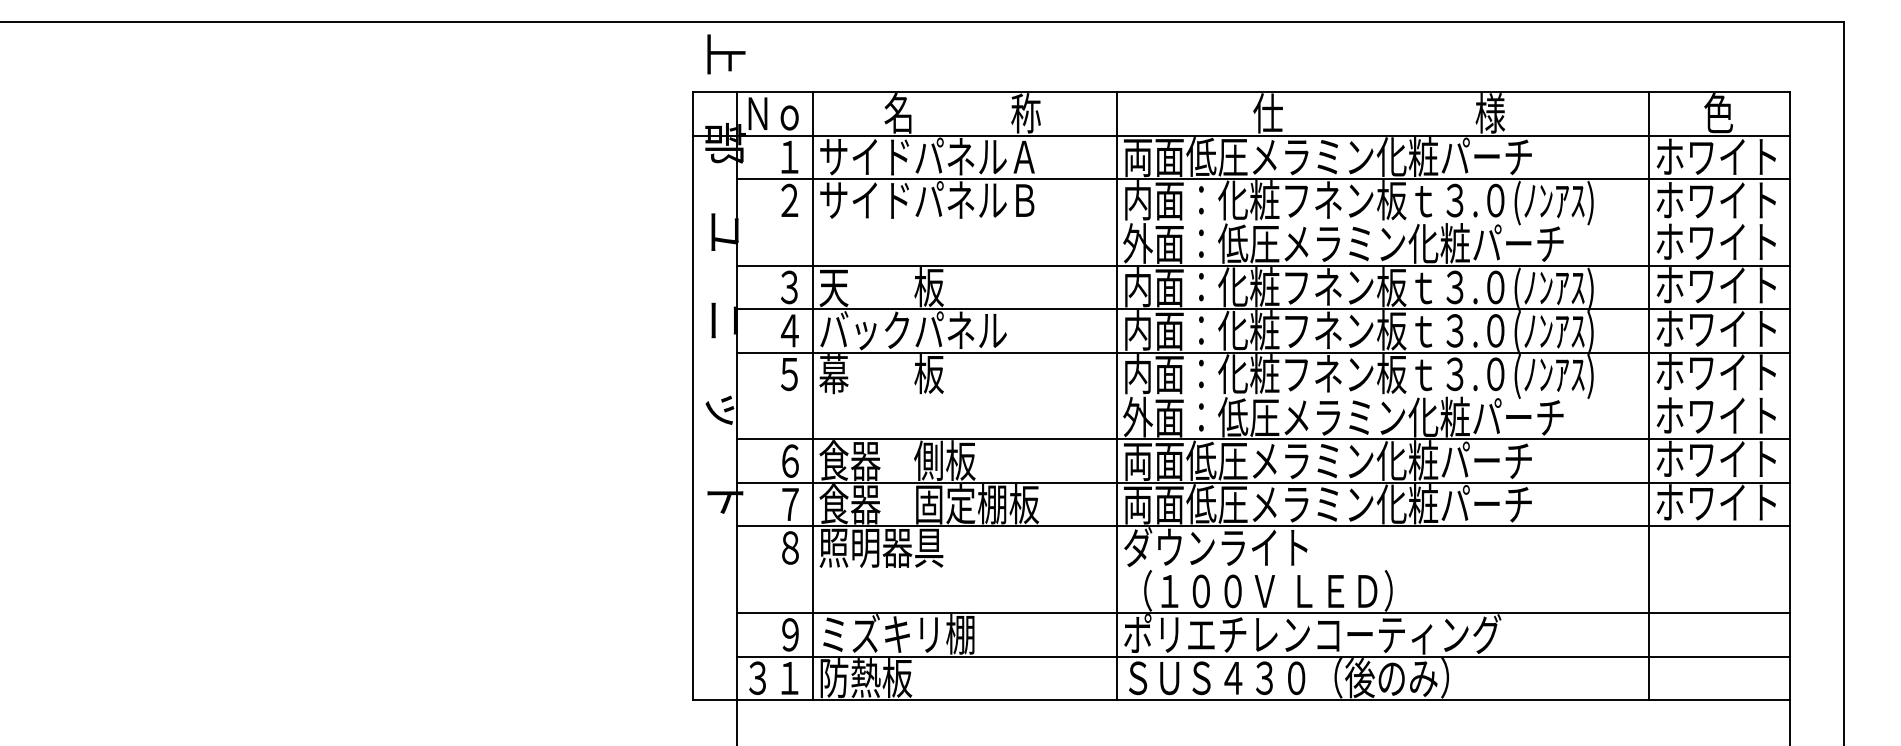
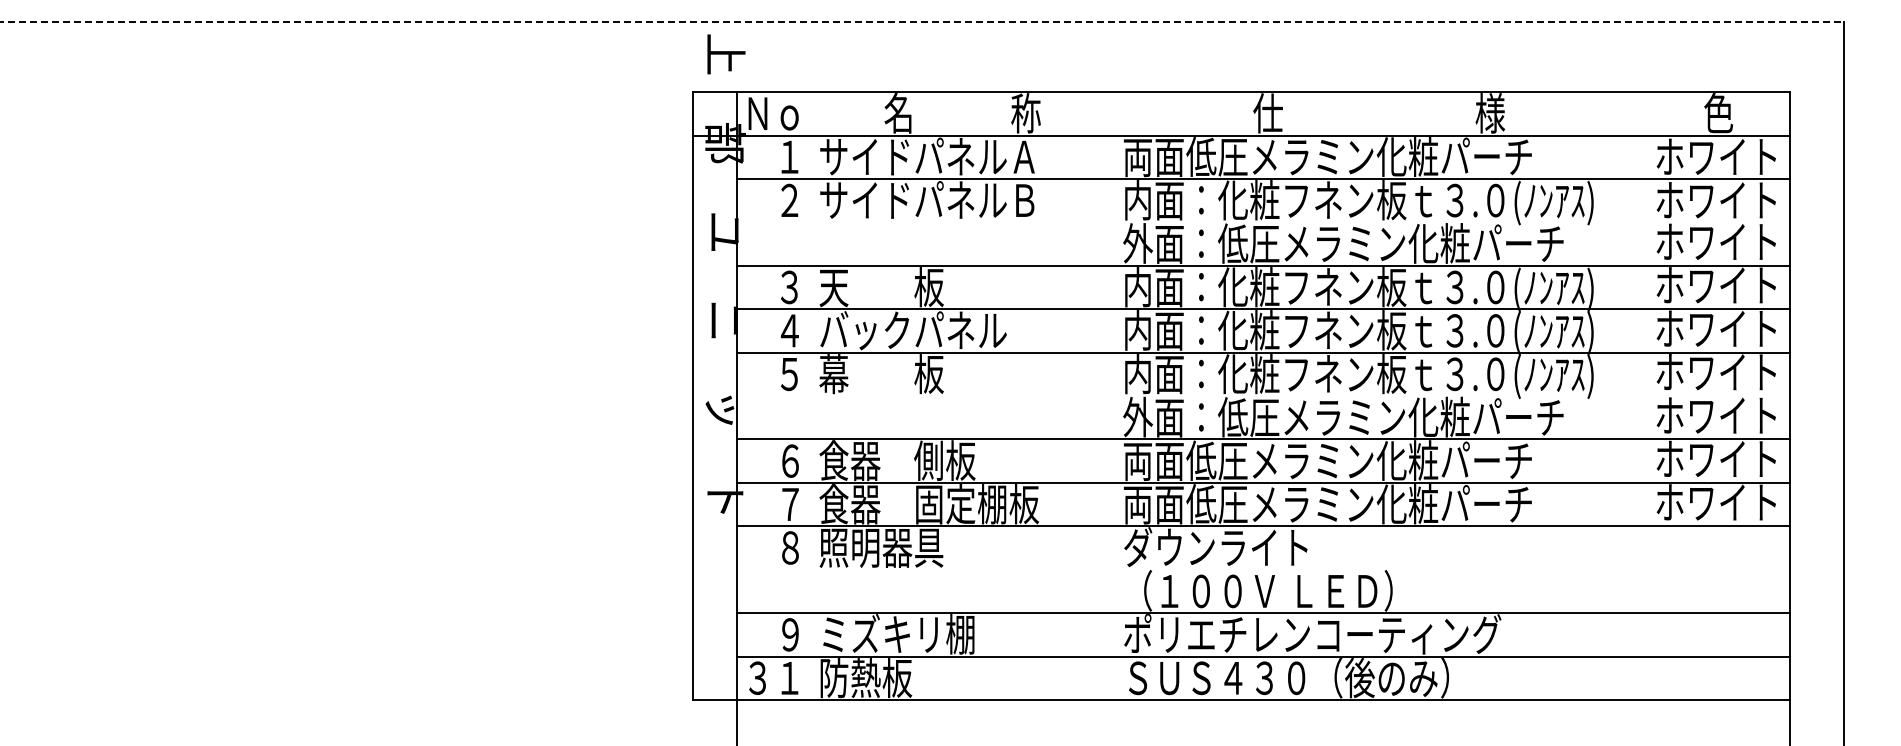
line: solid -> dashed (922, 22)
line: present -> none (812, 396)
line: present -> none (1116, 396)
line: present -> none (1648, 396)
